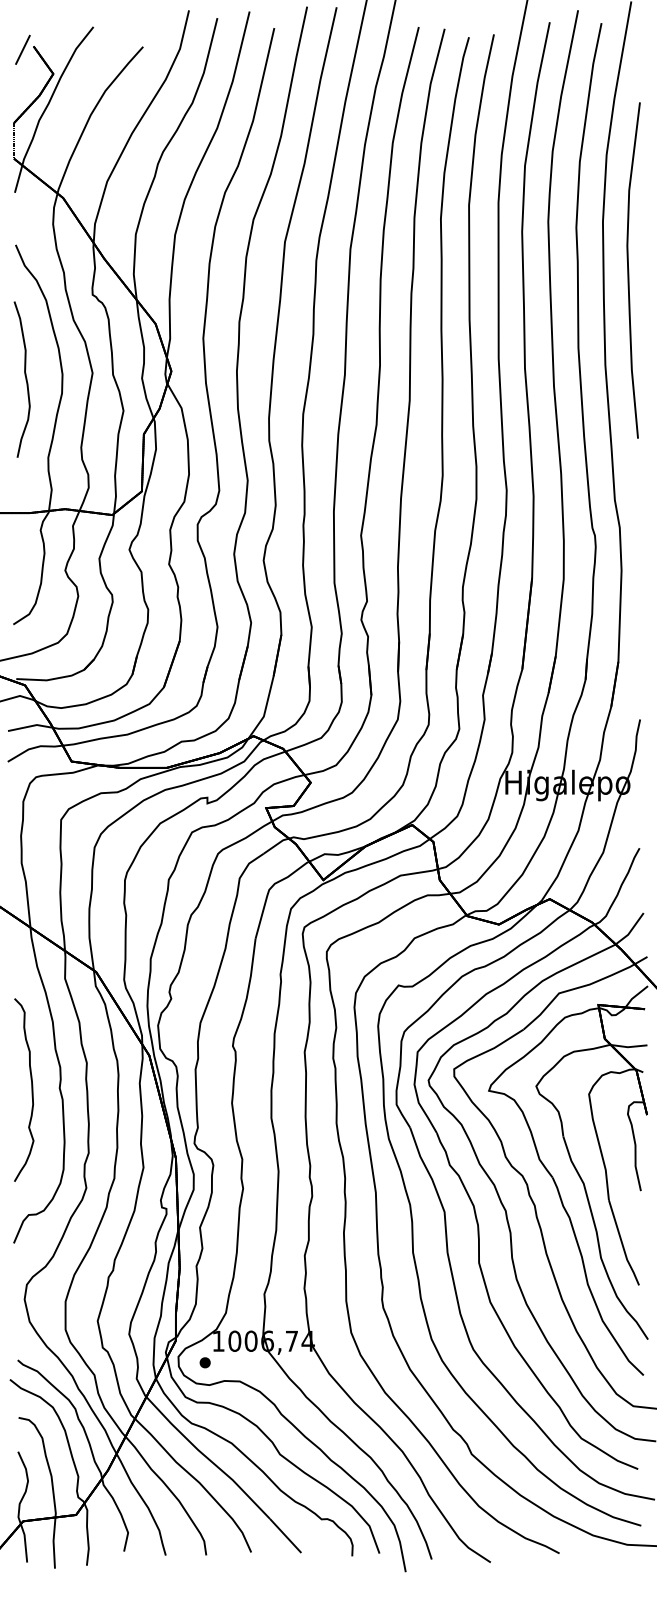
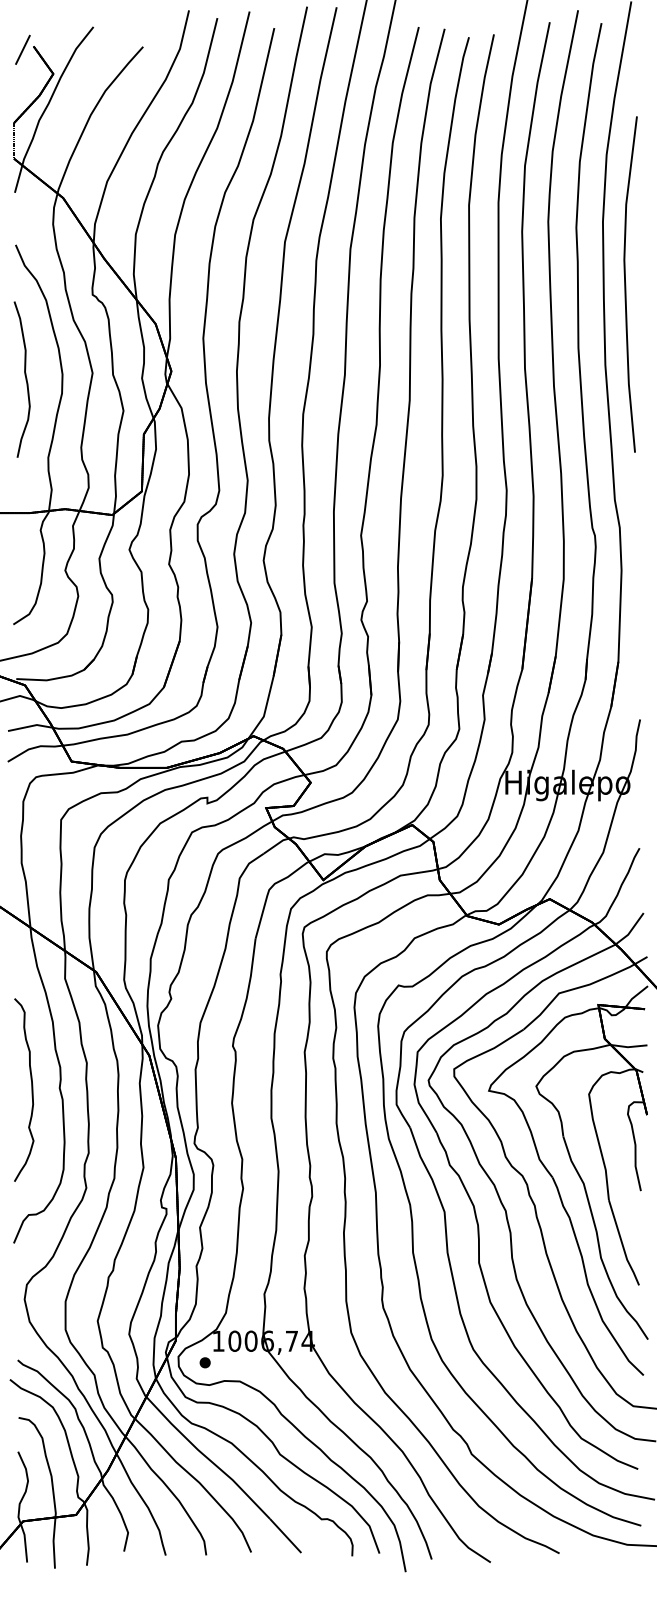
curve position: (629, 270) -> (626, 284) (626, 284)
